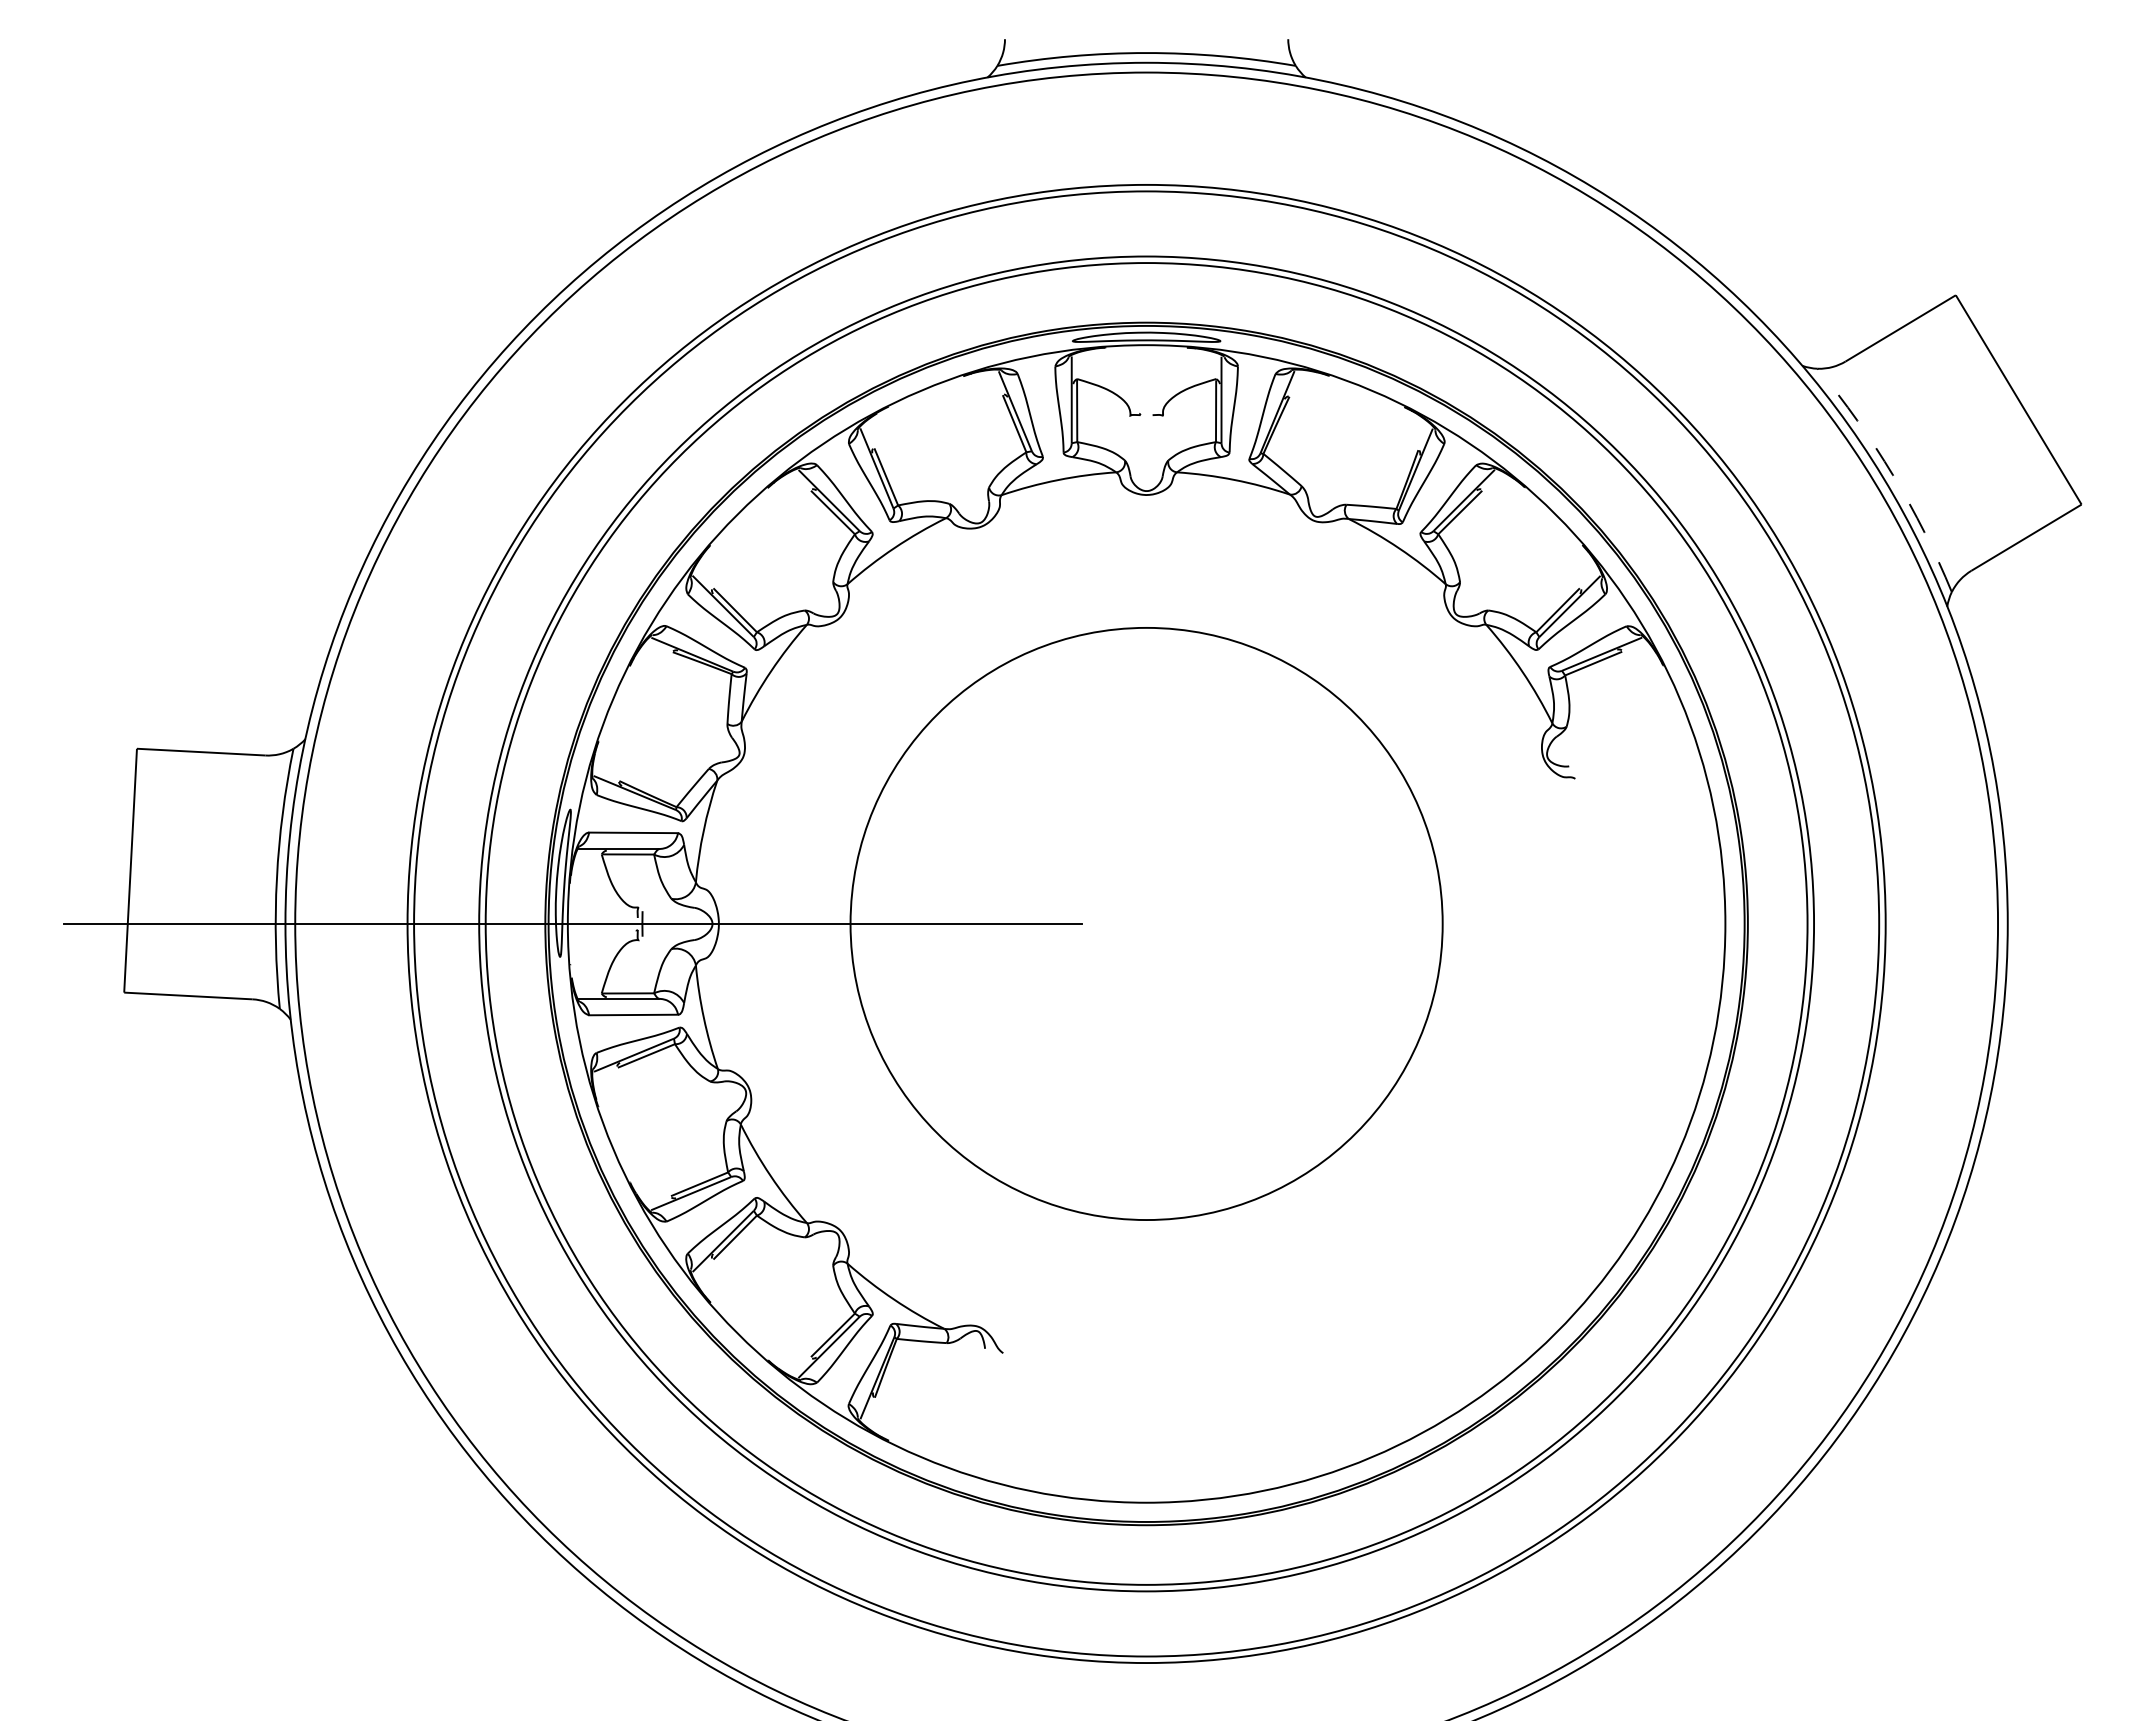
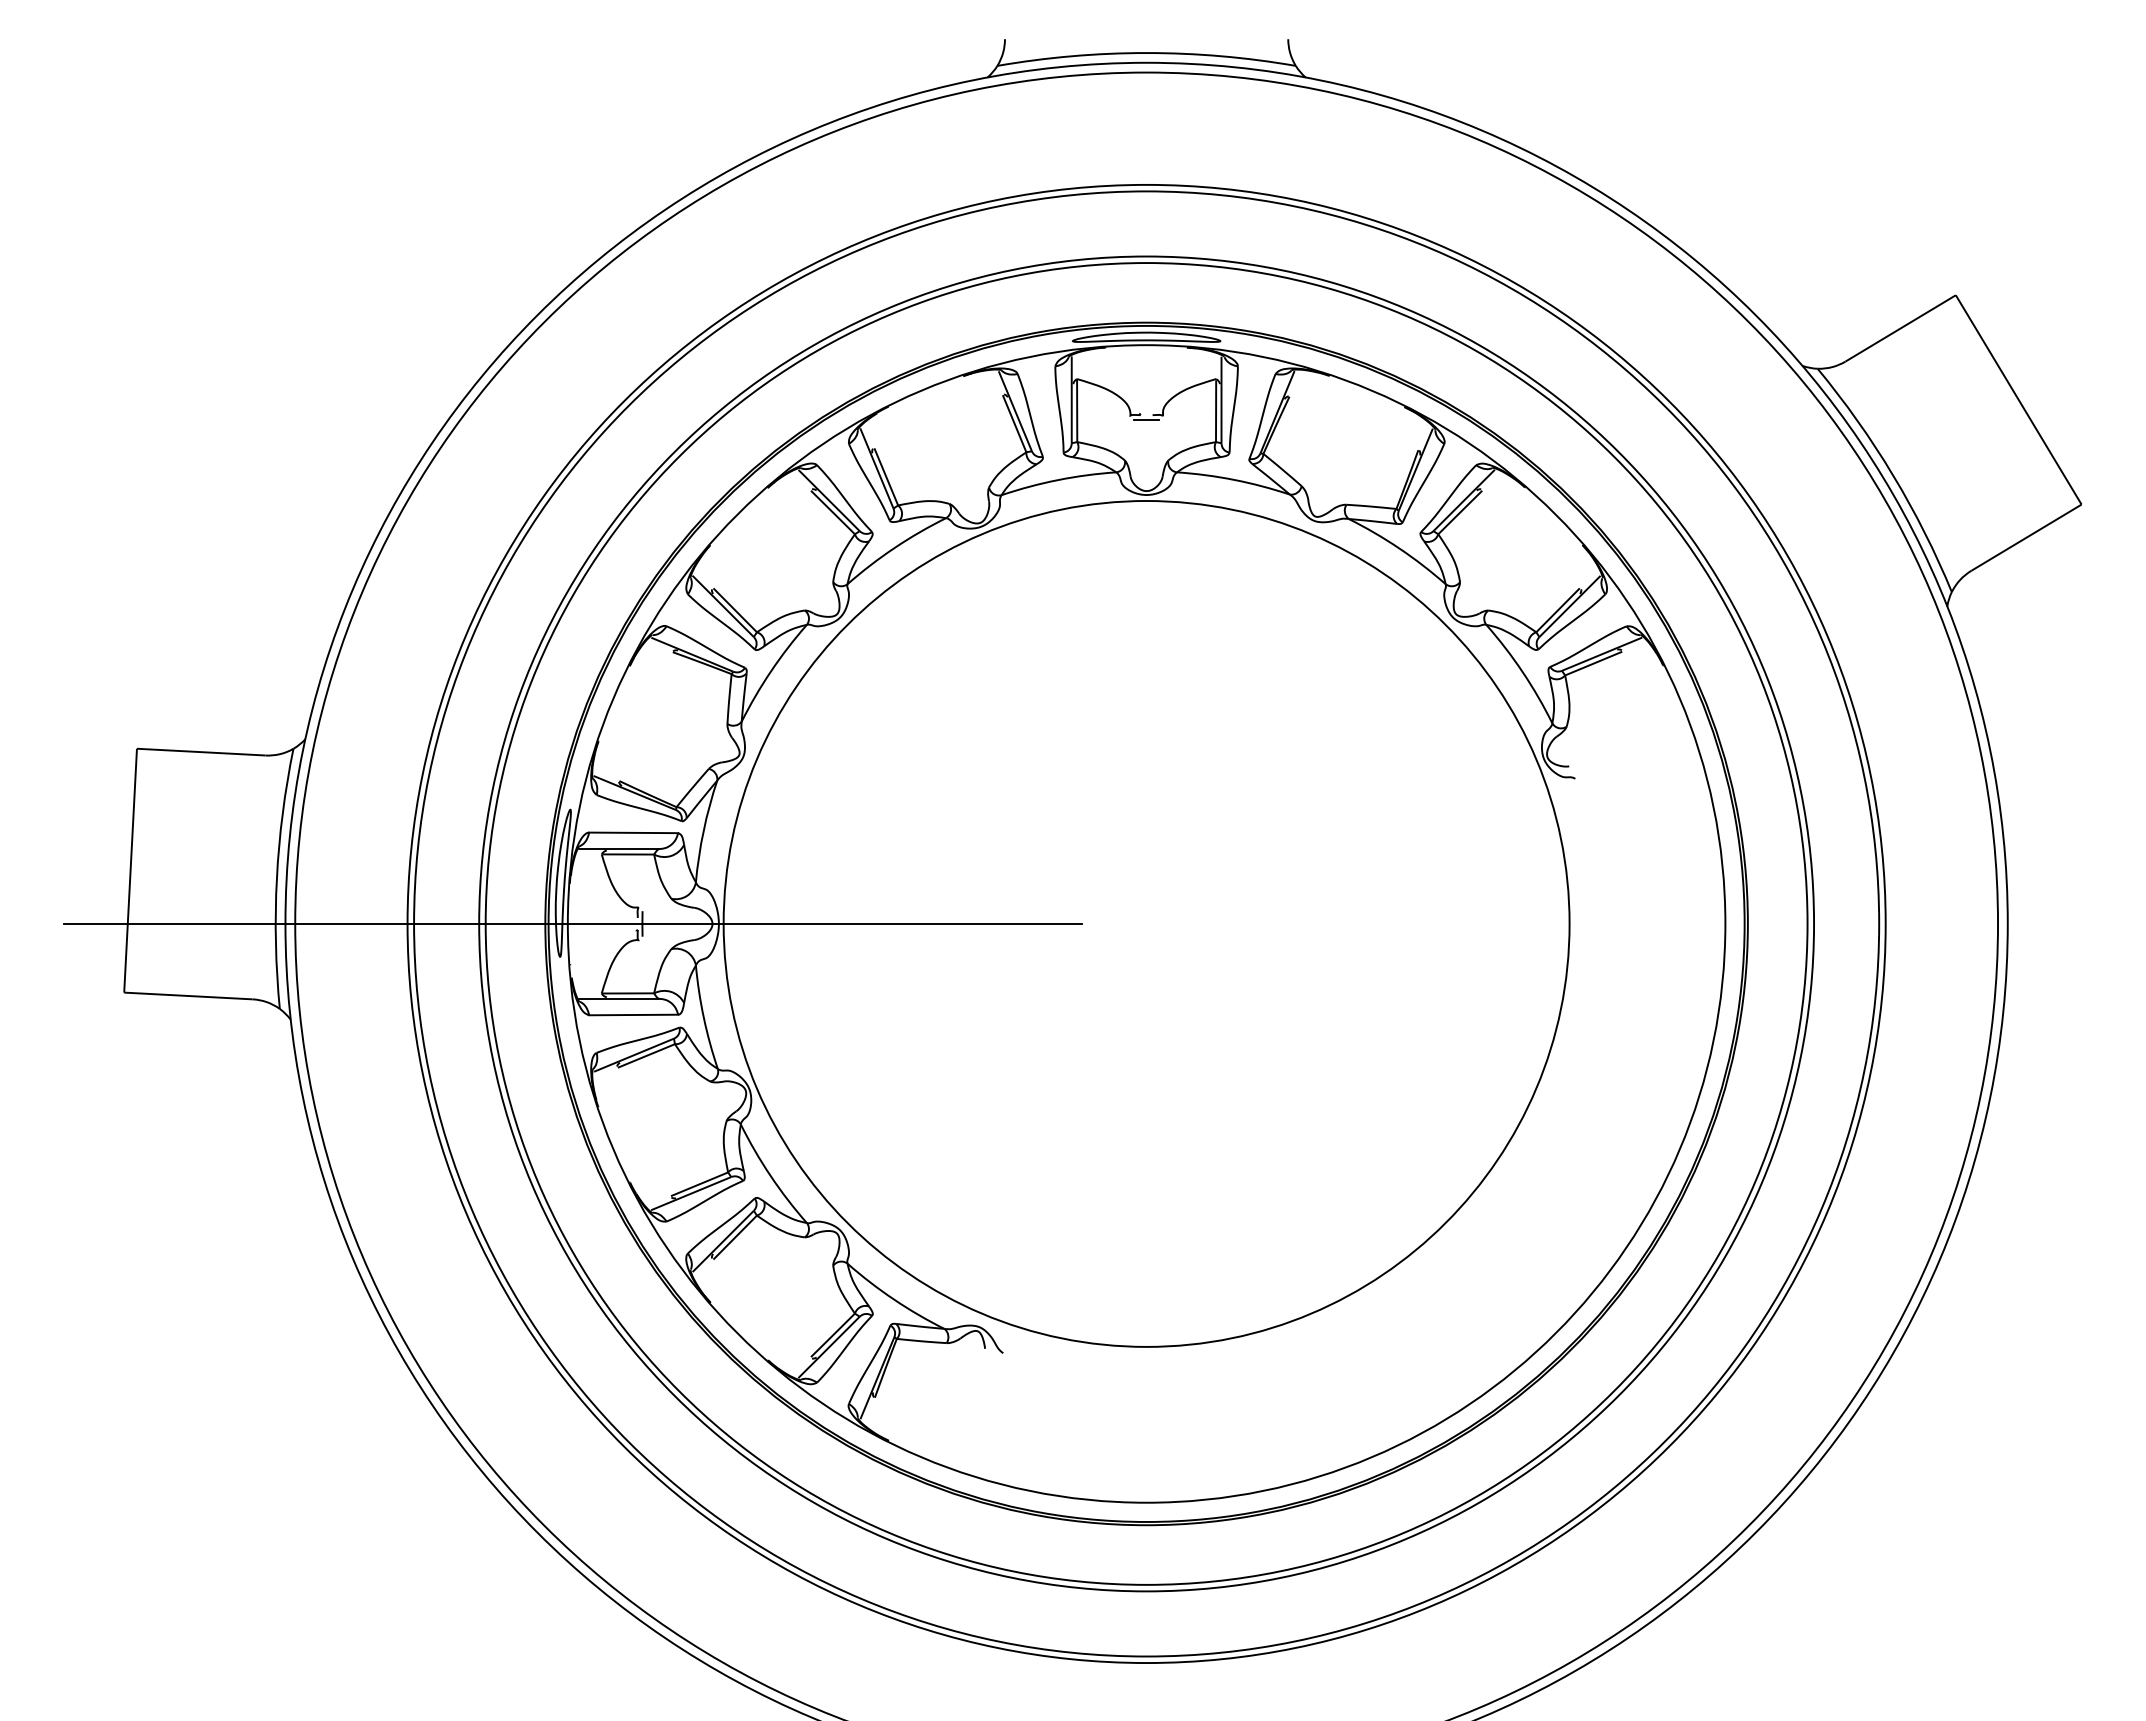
line: none -> present (1146, 419)
arc: dashed -> solid (1893, 475)
circle diameter: 592 px -> 846 px (1146, 923)
